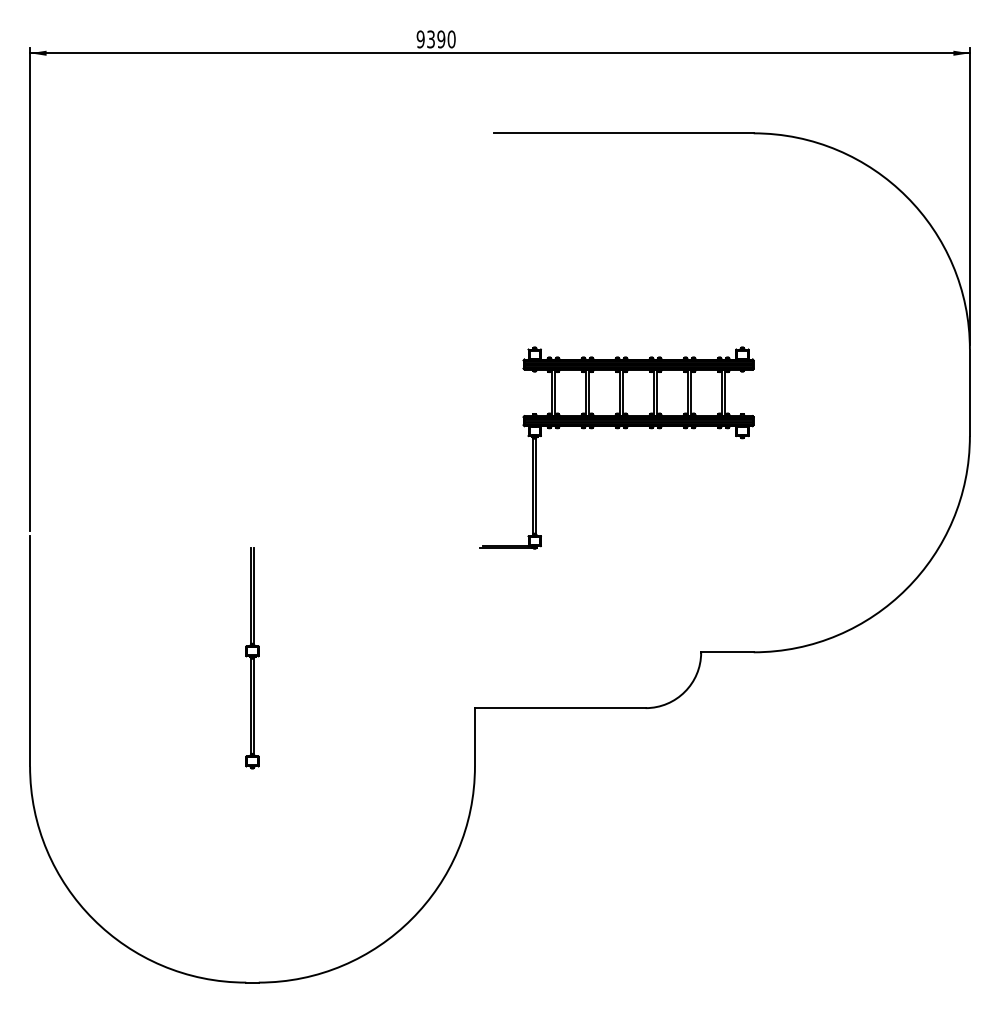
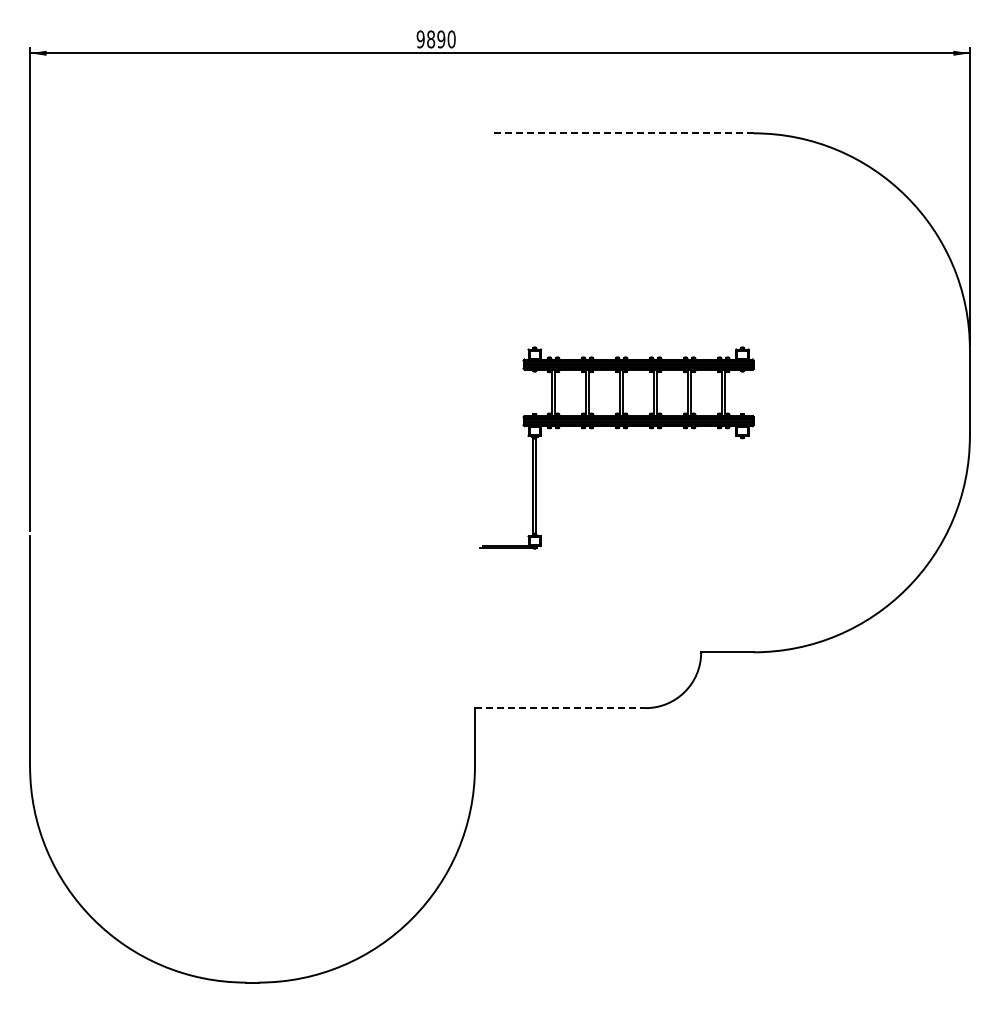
text: 9390 -> 9890 (431, 39)
line: solid -> dashed (623, 133)
part: present -> none (252, 658)
line: solid -> dashed (560, 708)
